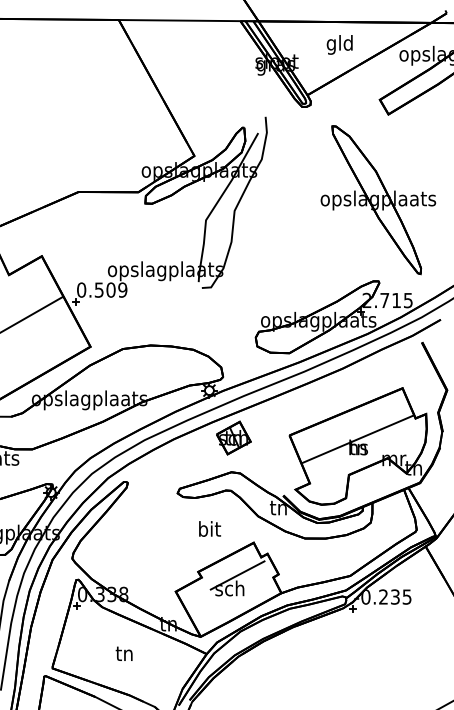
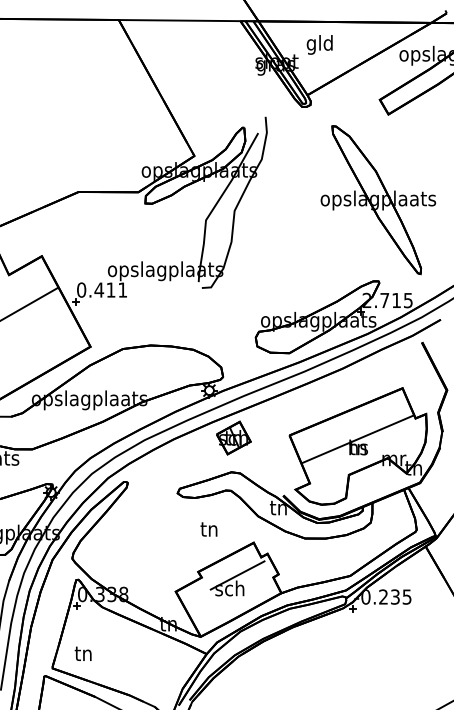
text position: (339, 44) -> (319, 44) (319, 44)
text: 0.509 -> 0.411 (110, 289)
line position: (32, 314) -> (29, 303) (29, 303)
text: bit -> tn (210, 528)
text position: (123, 653) -> (82, 653) (82, 653)
